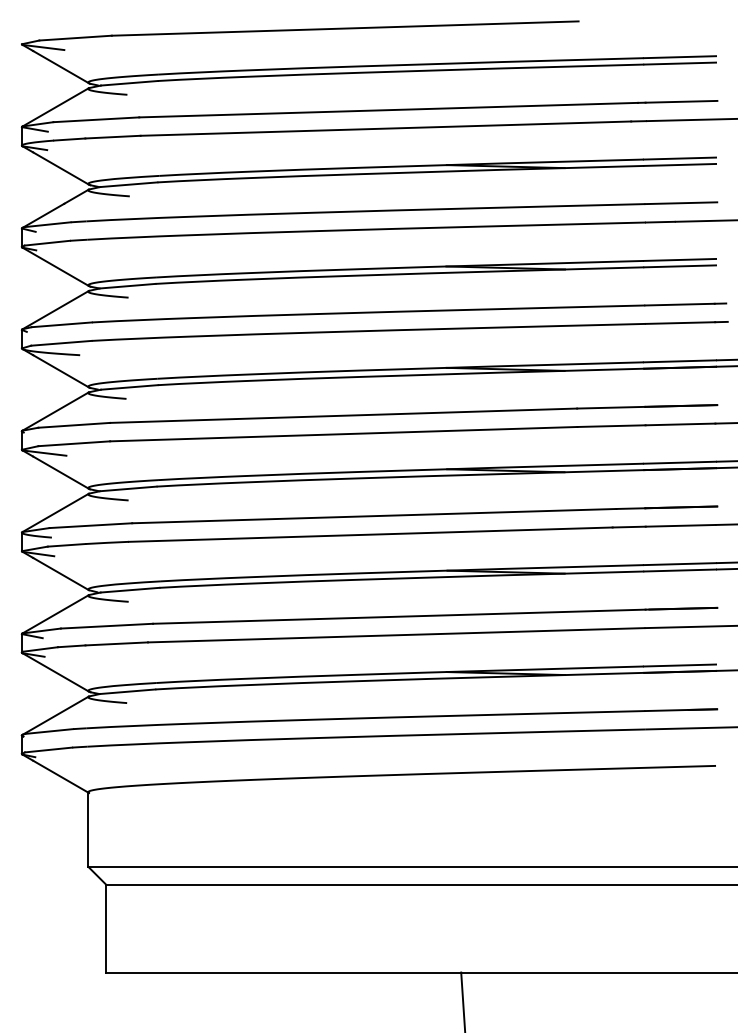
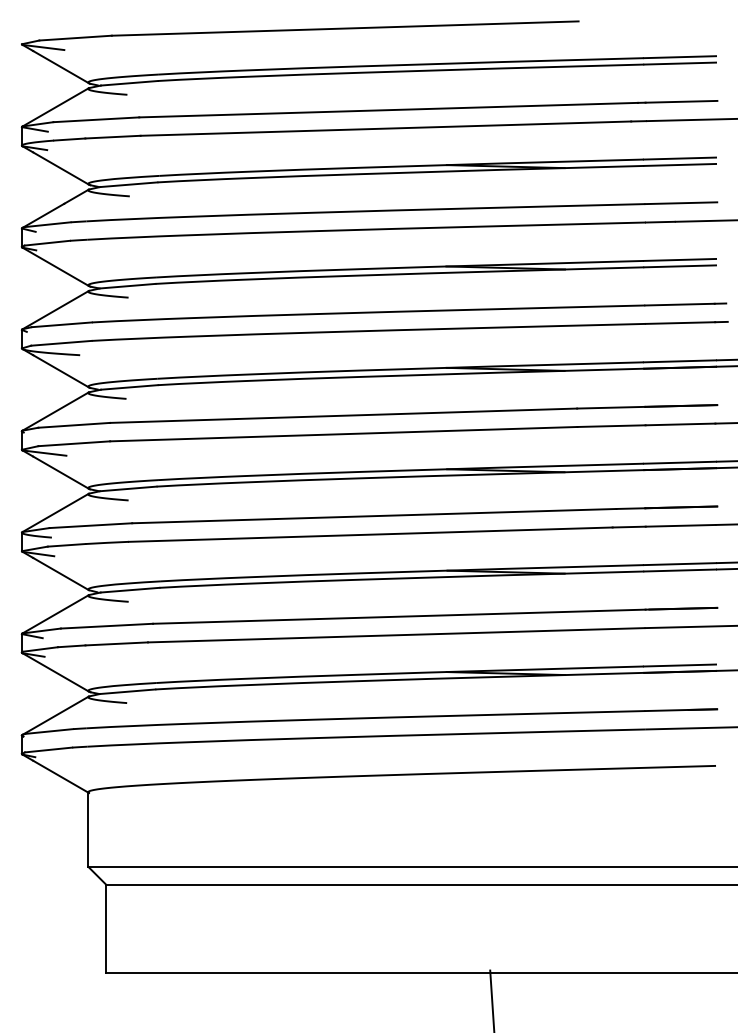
line position: (462, 1000) -> (492, 999) (492, 999)
